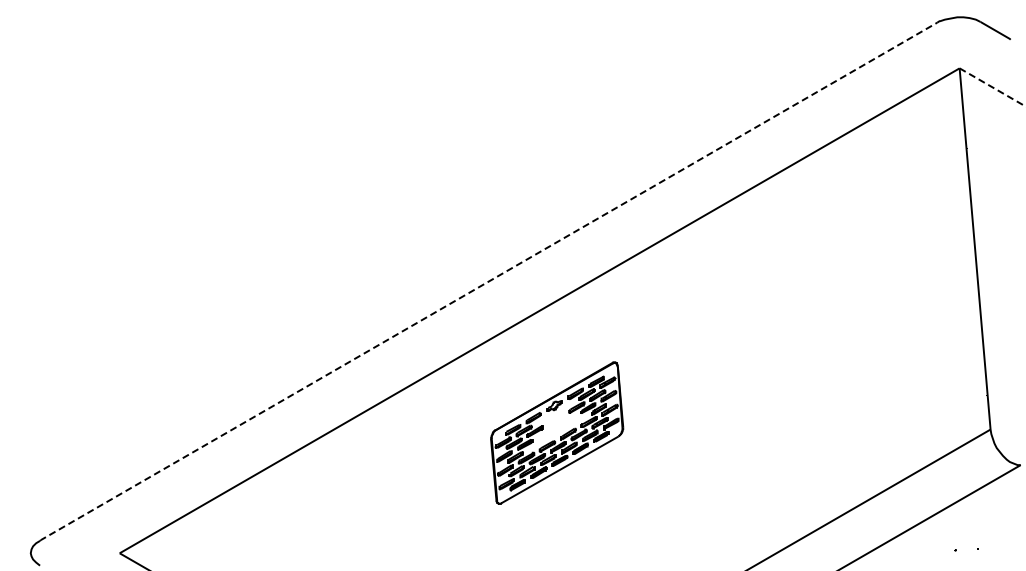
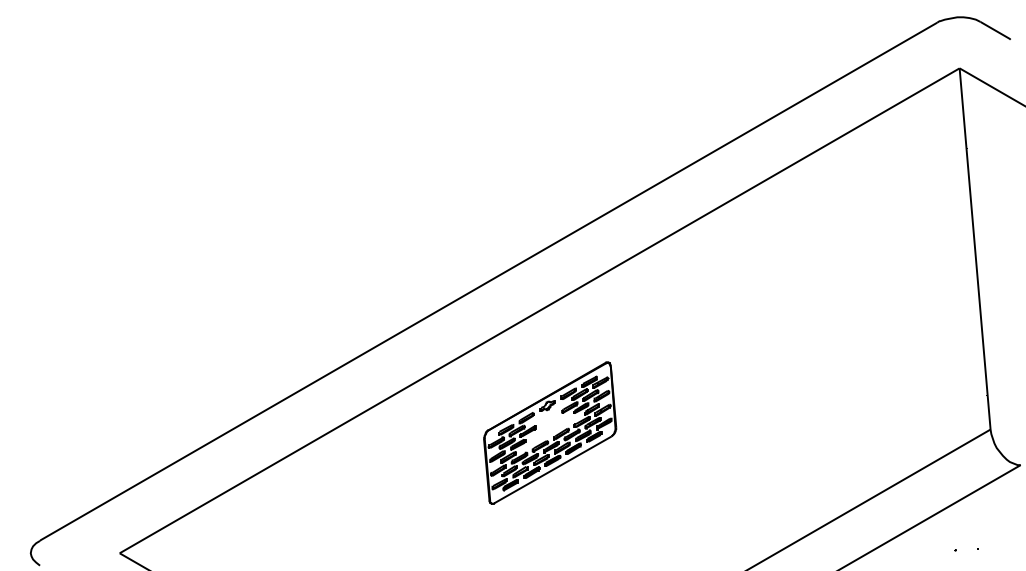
line: dashed -> solid (992, 87)
line: dashed -> solid (488, 281)
part position: (557, 432) -> (550, 432) (550, 432)
